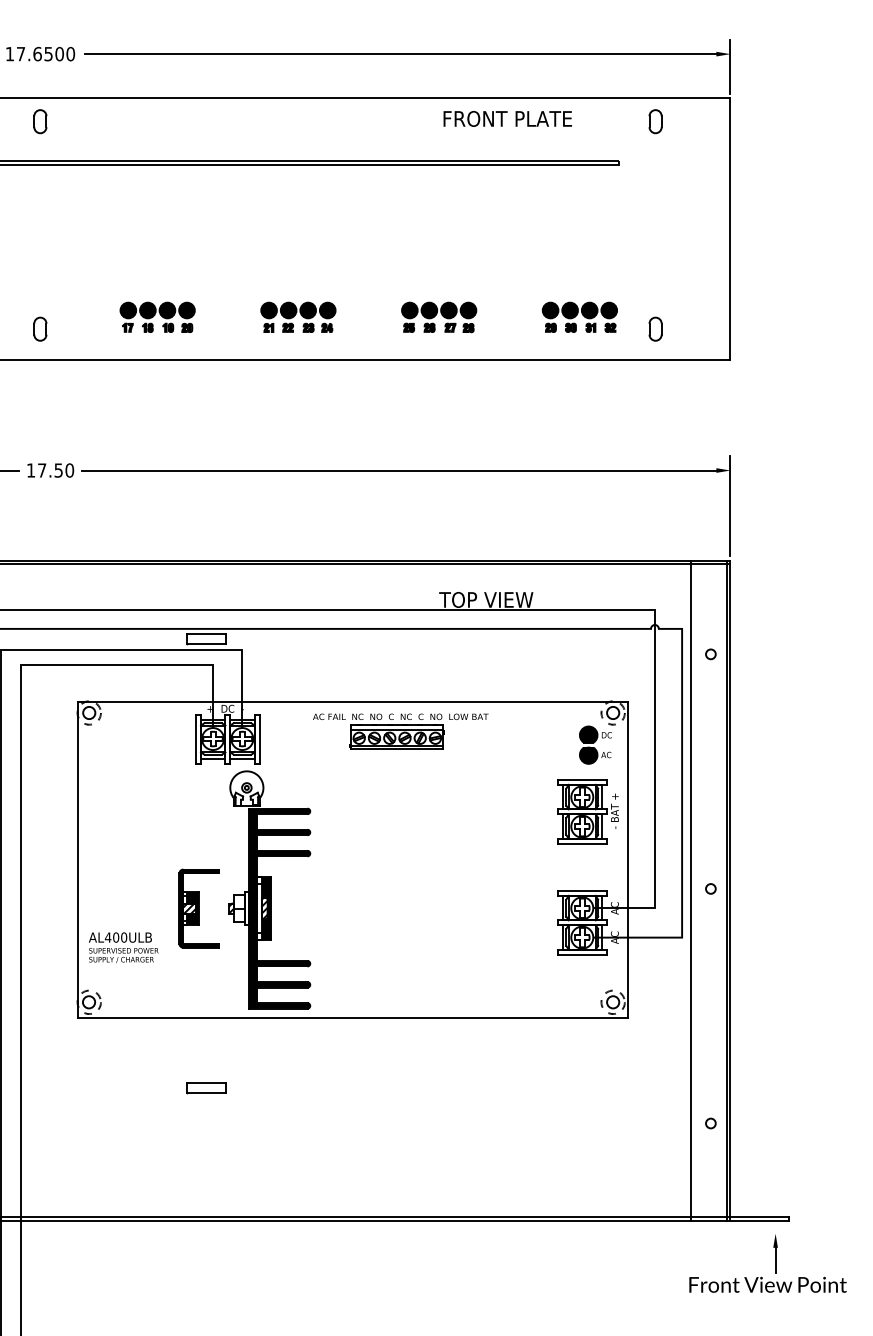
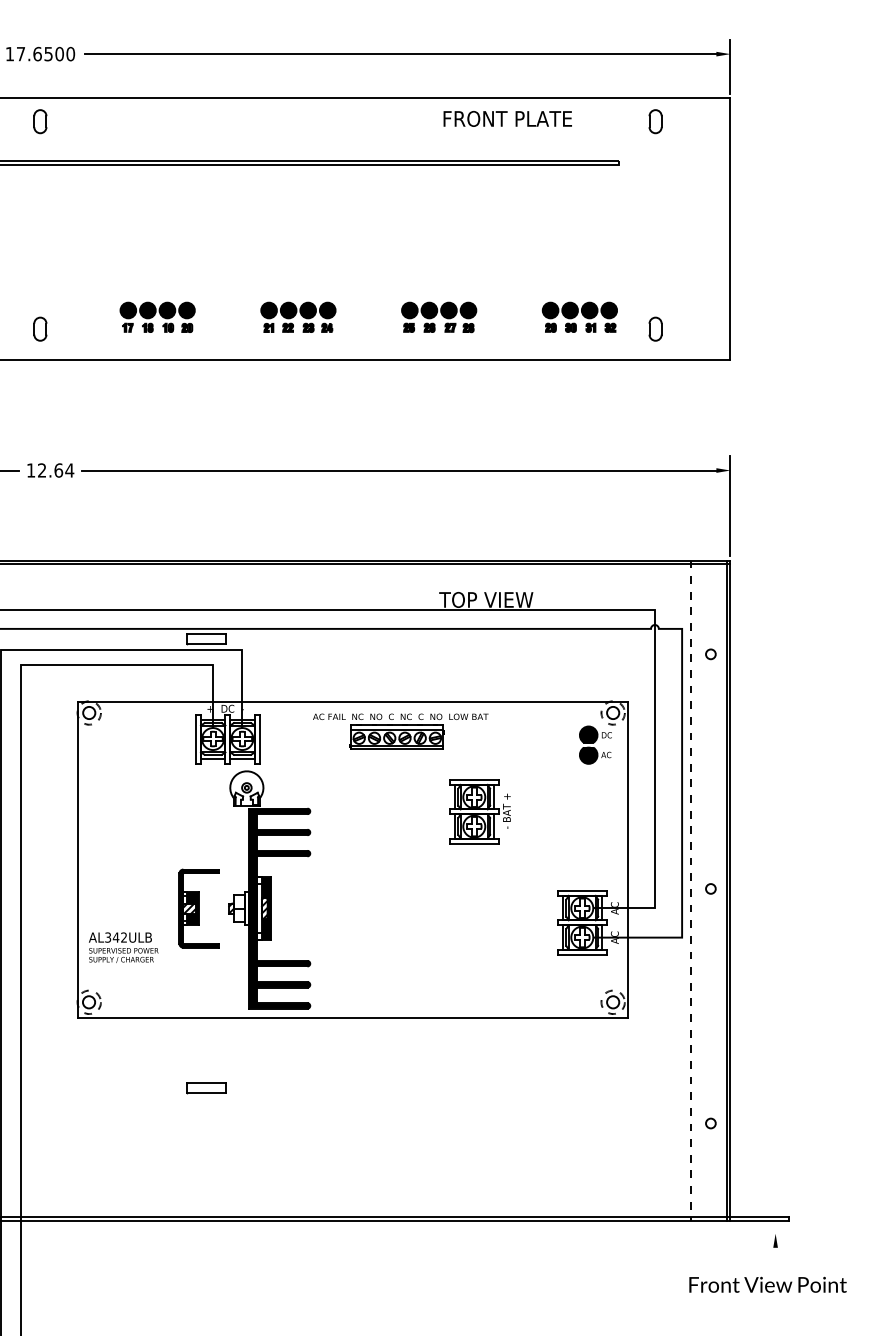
text: 17.50 -> 12.64 (56, 470)
part position: (587, 811) -> (479, 811) (479, 811)
line: solid -> dashed (691, 891)
text: AL400ULB -> AL342ULB (115, 937)
line: present -> none (775, 1259)
